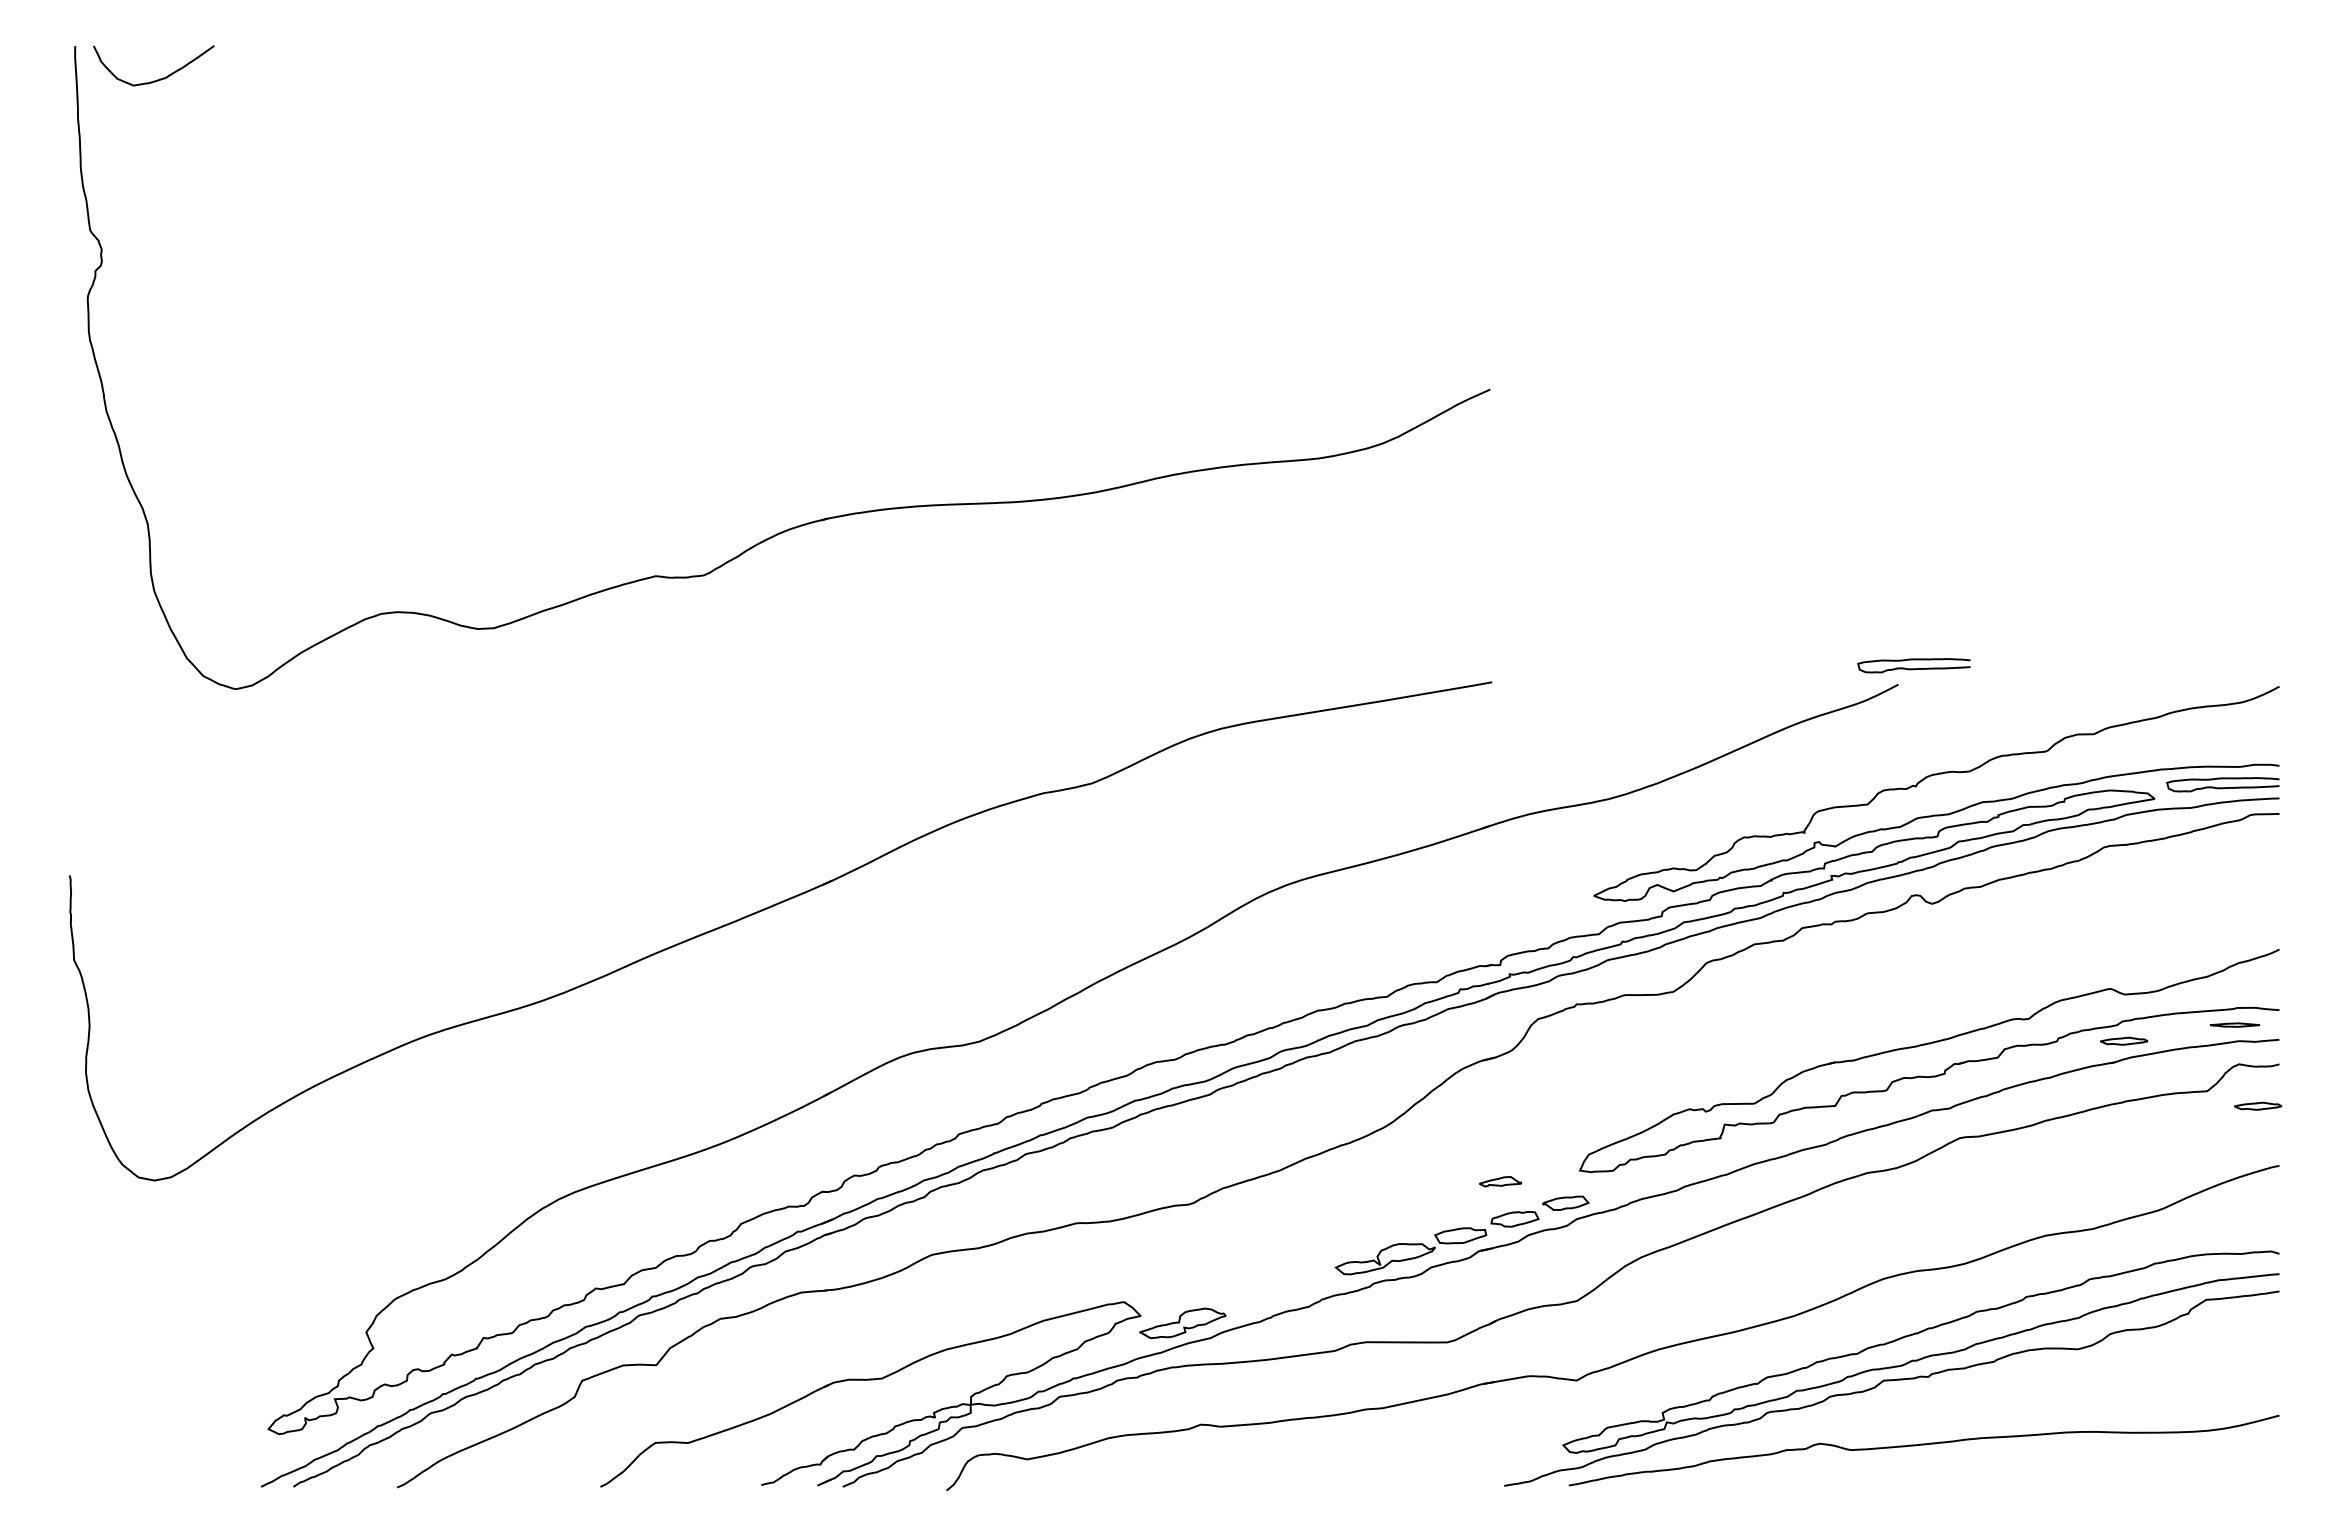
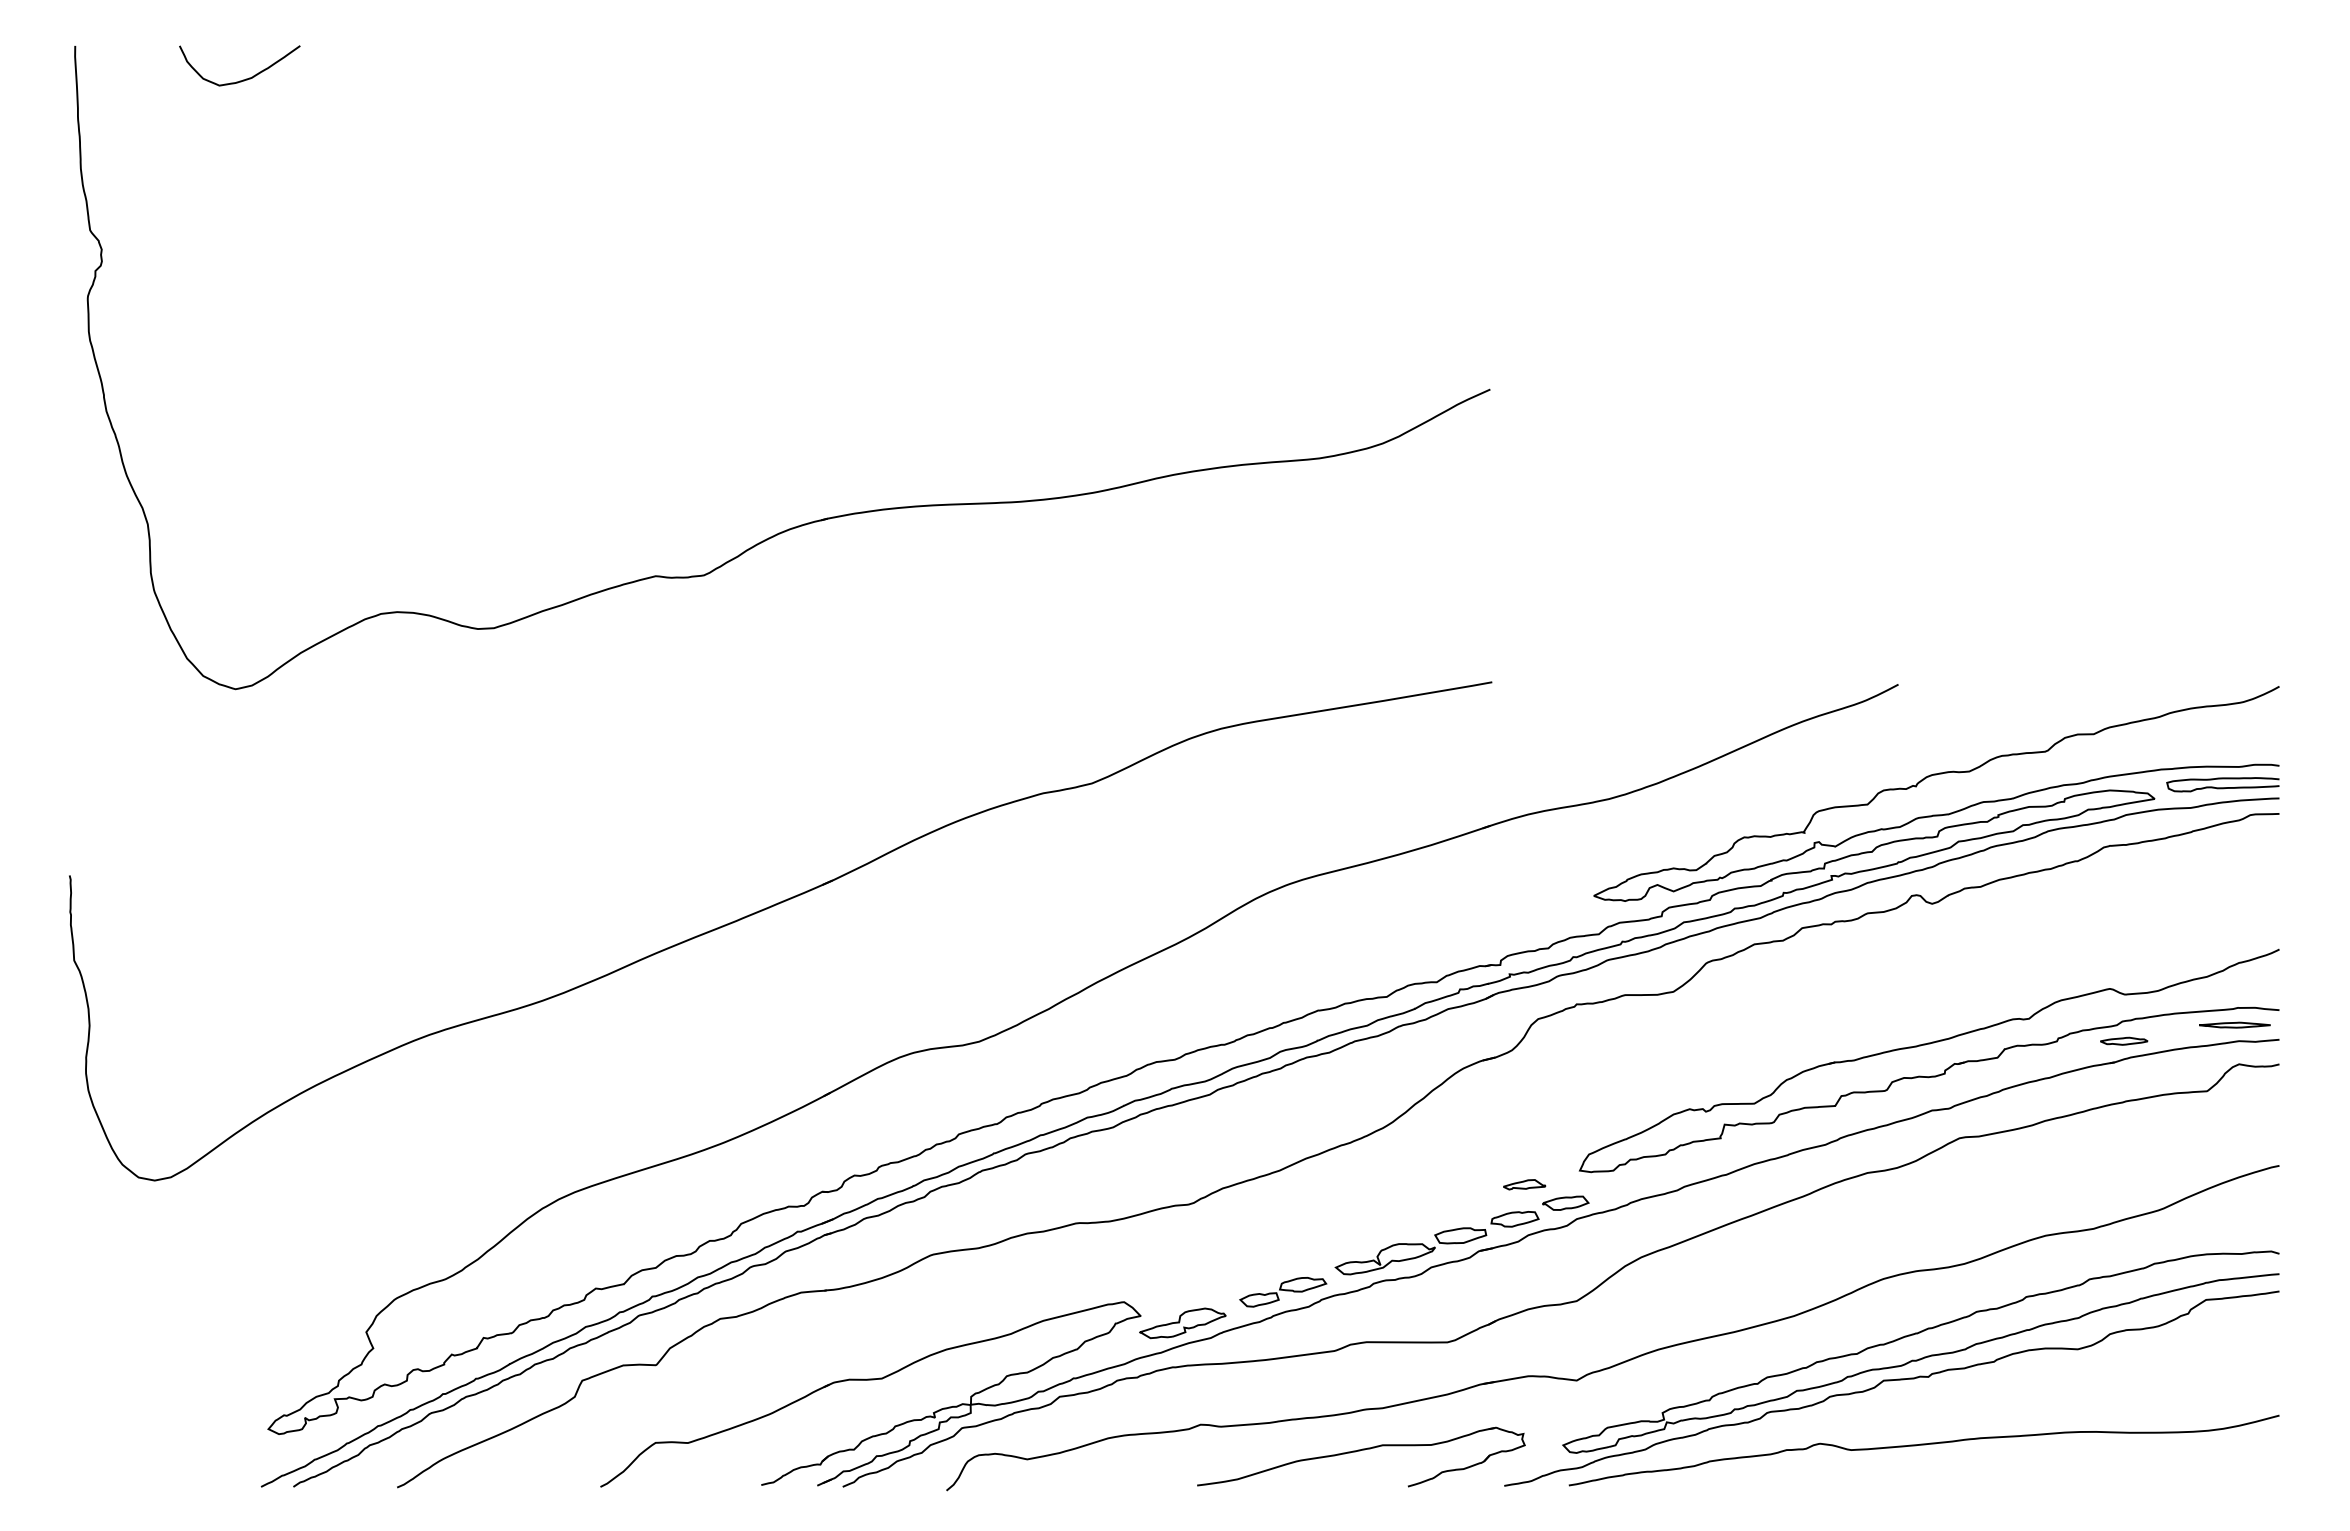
curve position: (157, 79) -> (243, 79) (243, 79)
curve: present -> none (1913, 668)
part size: 51x6 px -> 72x8 px (2234, 1024)
part: present -> none (2258, 1105)
part position: (1500, 1181) -> (1524, 1184) (1524, 1184)
part: none -> present (1283, 1292)
part: none -> present (1361, 1456)
